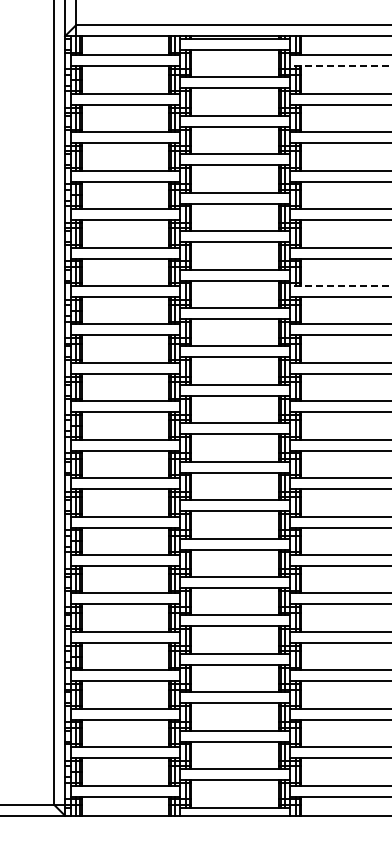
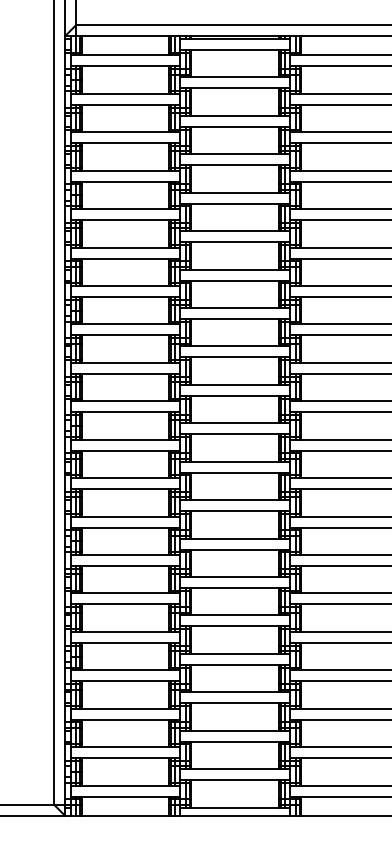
line: dashed -> solid (341, 66)
line: dashed -> solid (341, 285)
